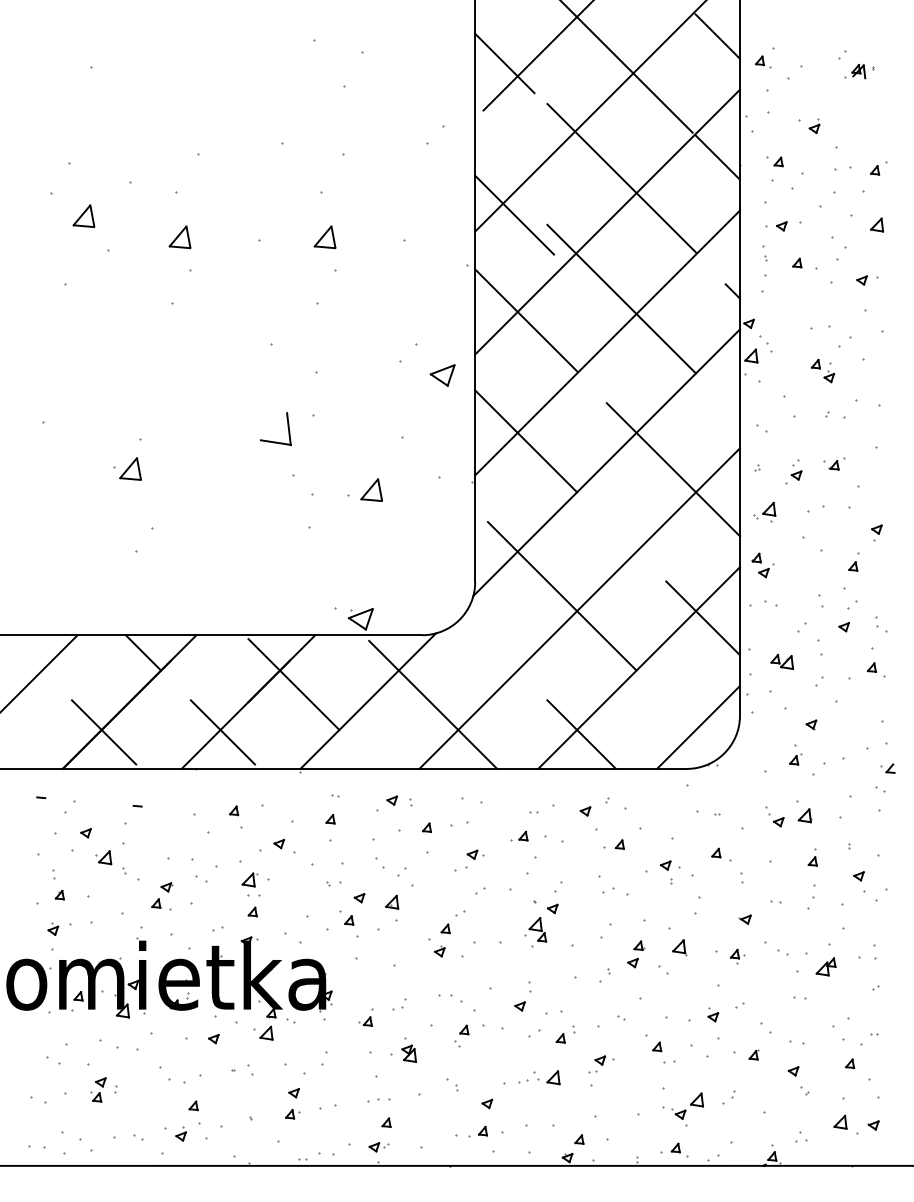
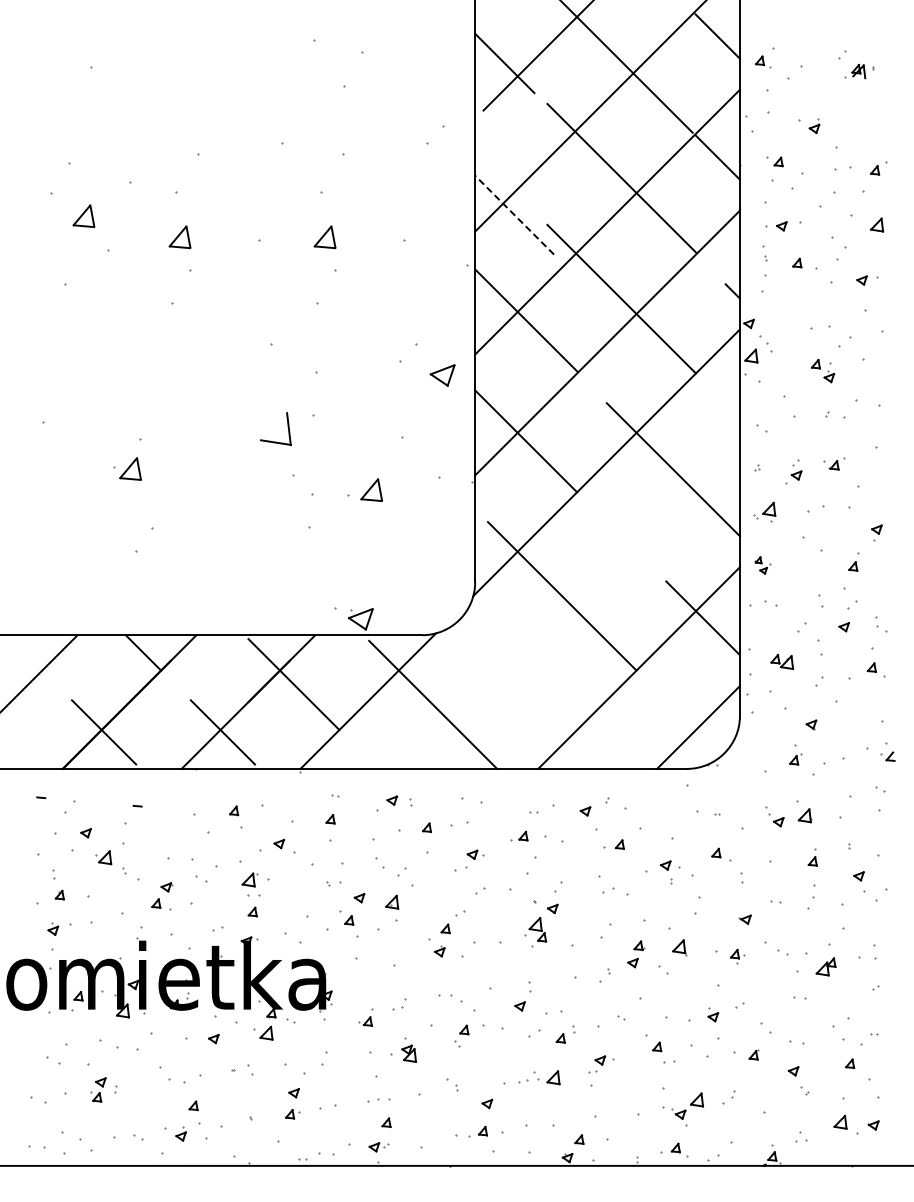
line: solid -> dashed (514, 215)
part size: 24x27 px -> 18x19 px (762, 565)
line: present -> none (579, 608)
line: present -> none (581, 734)
part position: (887, 768) -> (887, 756) (887, 756)
